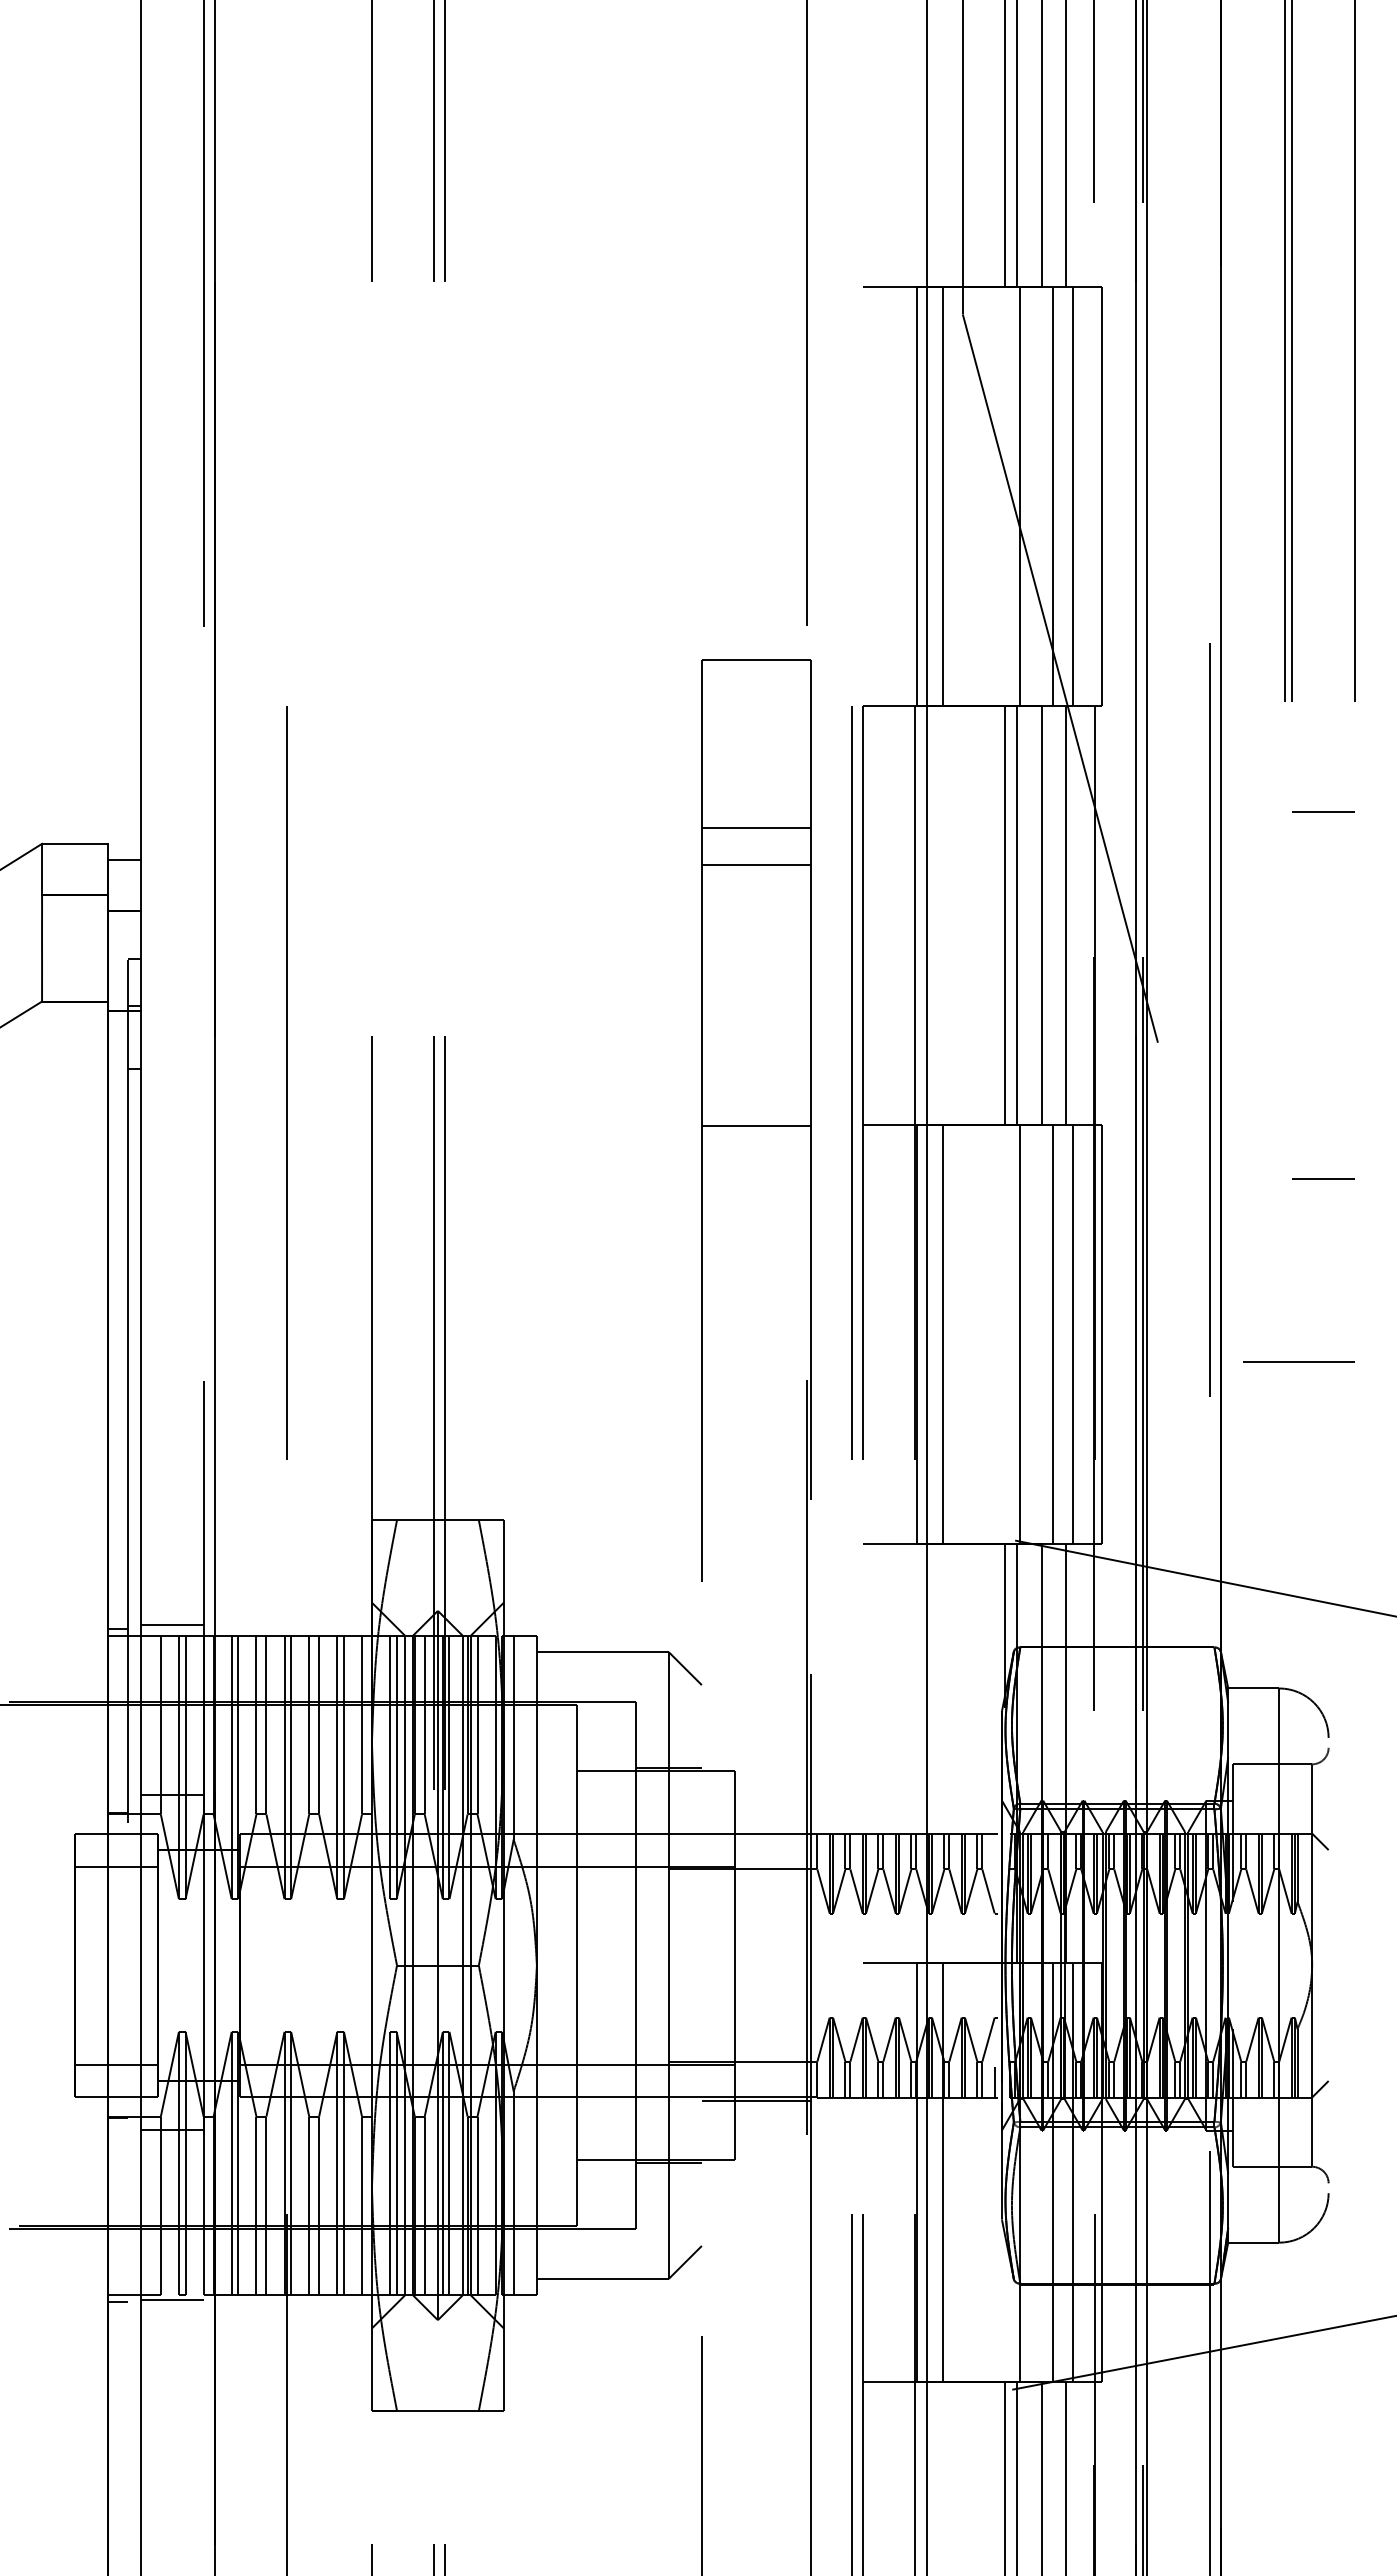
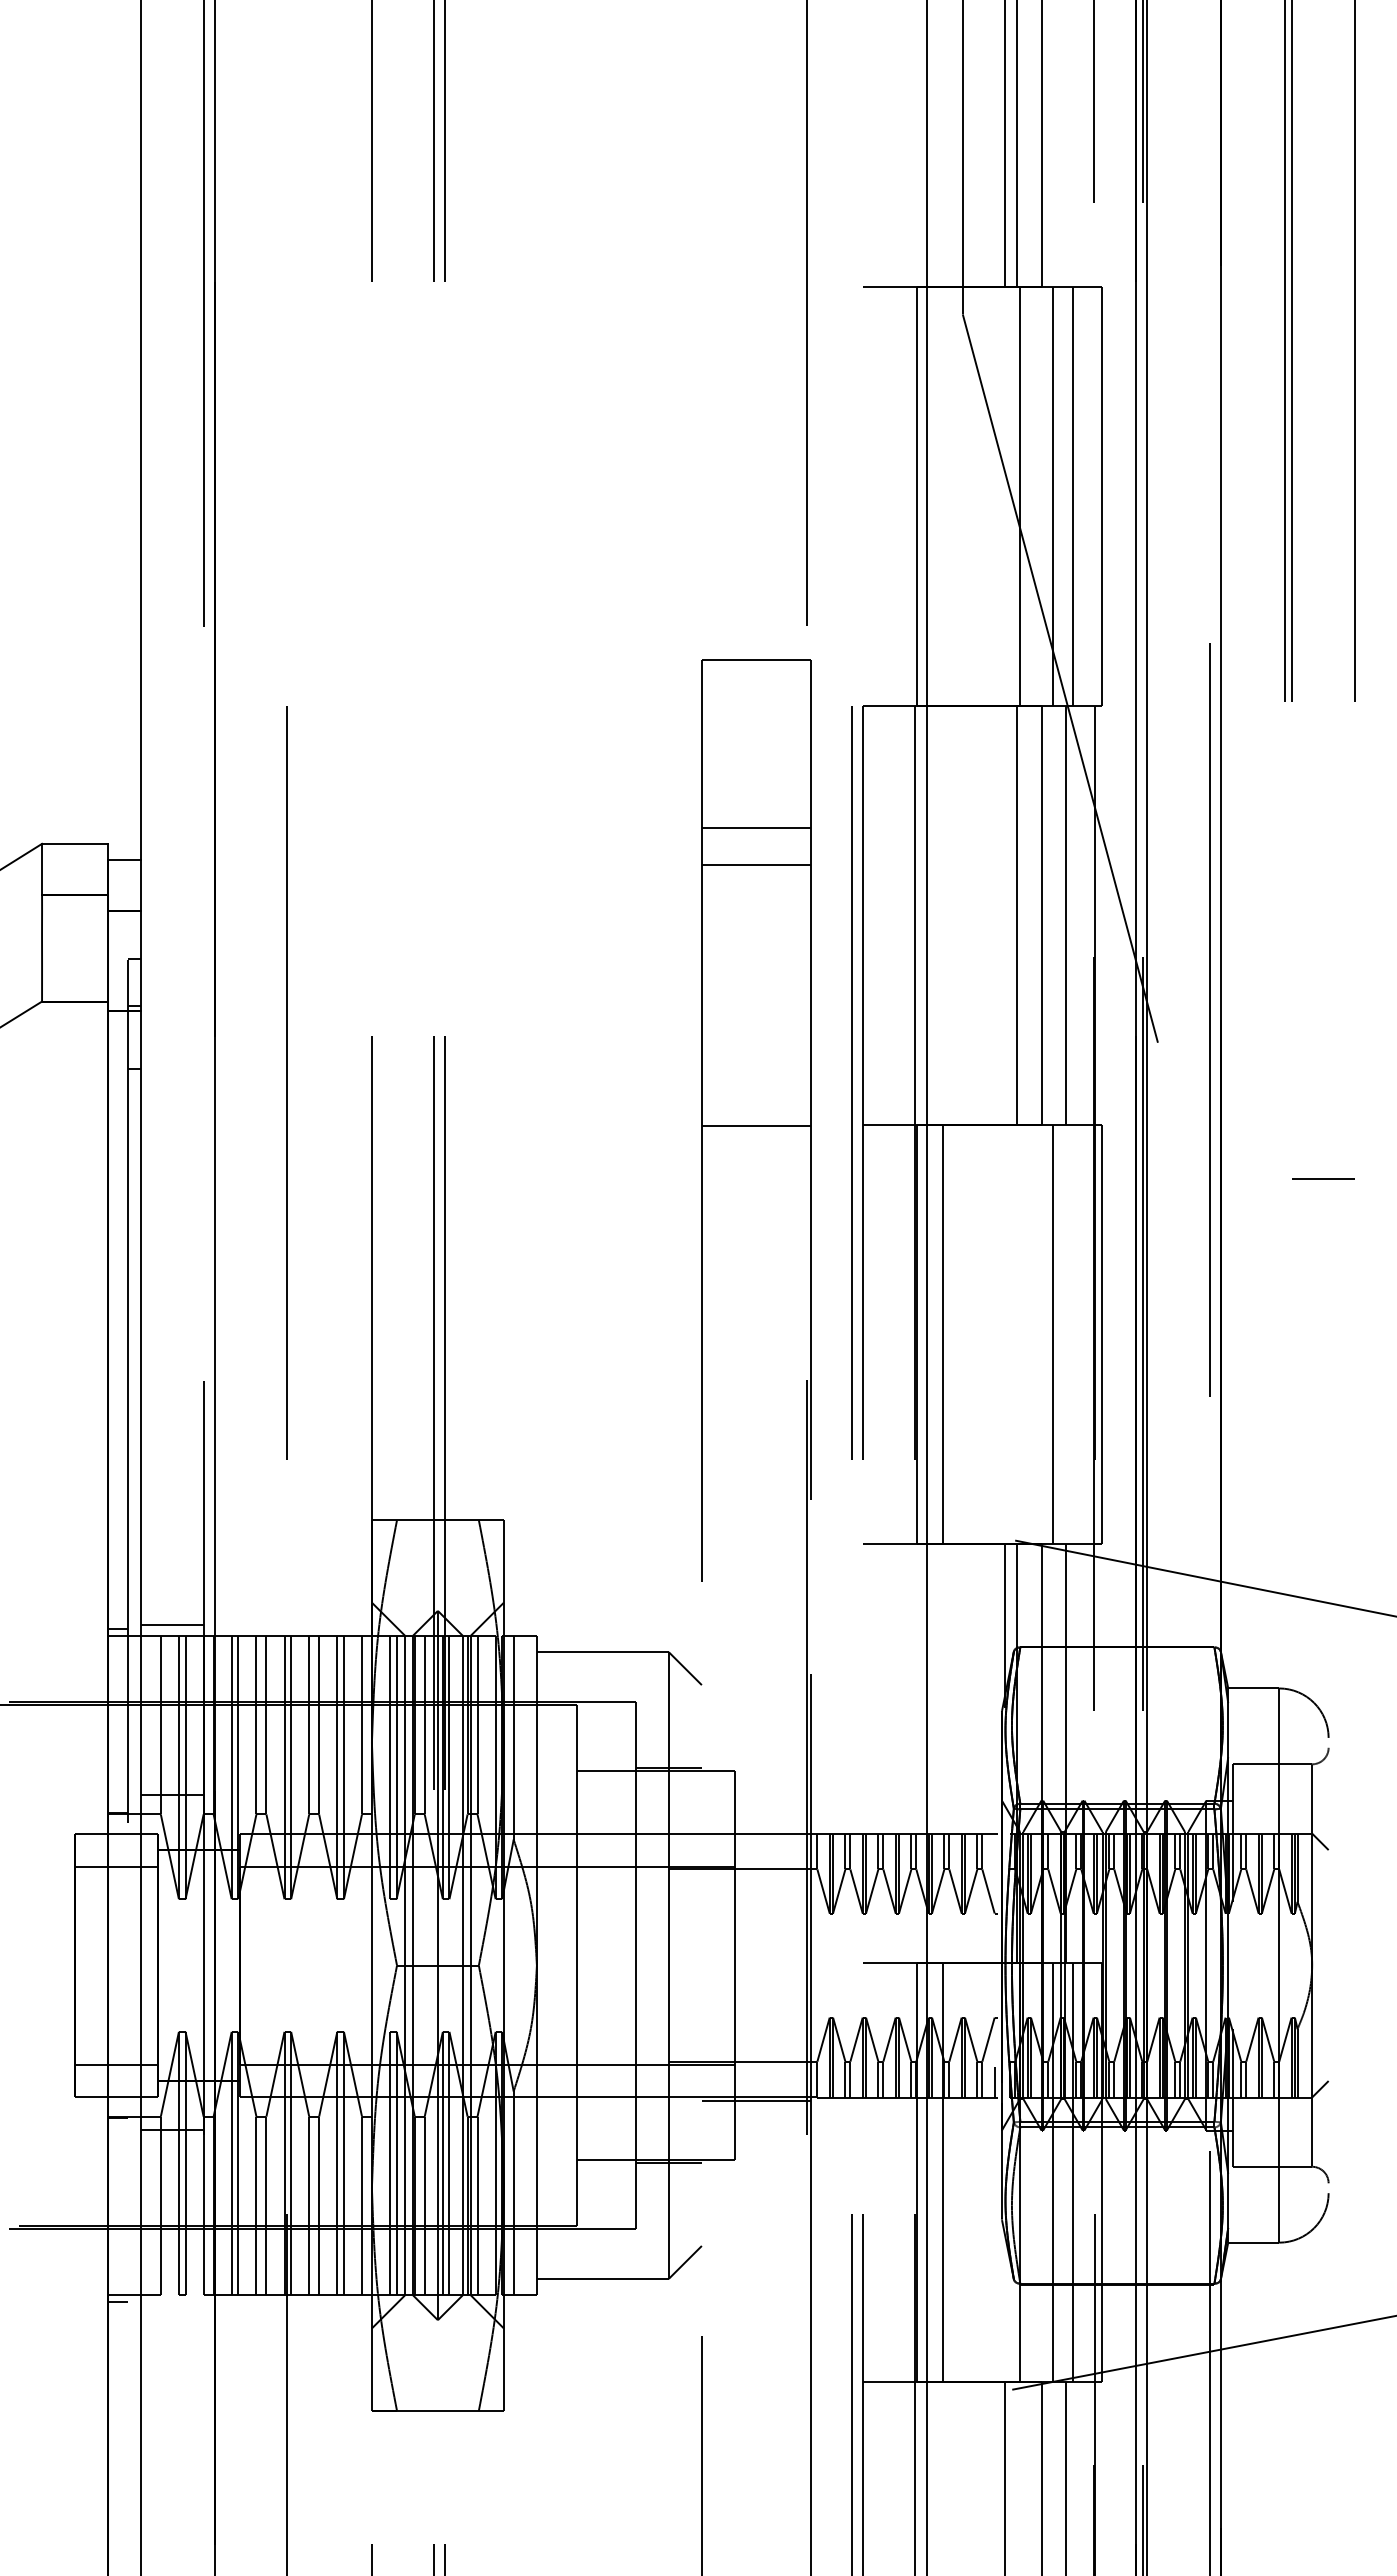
line: present -> none (1066, 144)
line: present -> none (942, 495)
line: present -> none (1323, 811)
line: present -> none (1004, 914)
line: present -> none (1020, 1333)
line: present -> none (1072, 1333)
line: present -> none (1298, 1361)
line: present -> none (172, 2300)
line: present -> none (1017, 2476)
